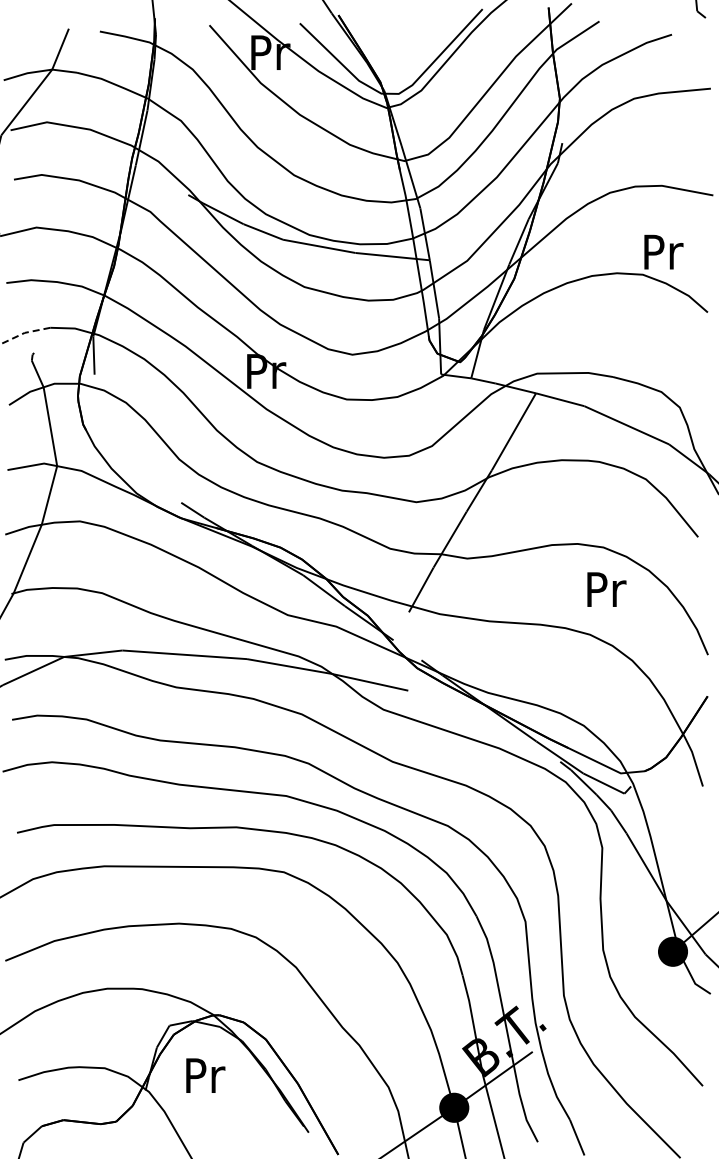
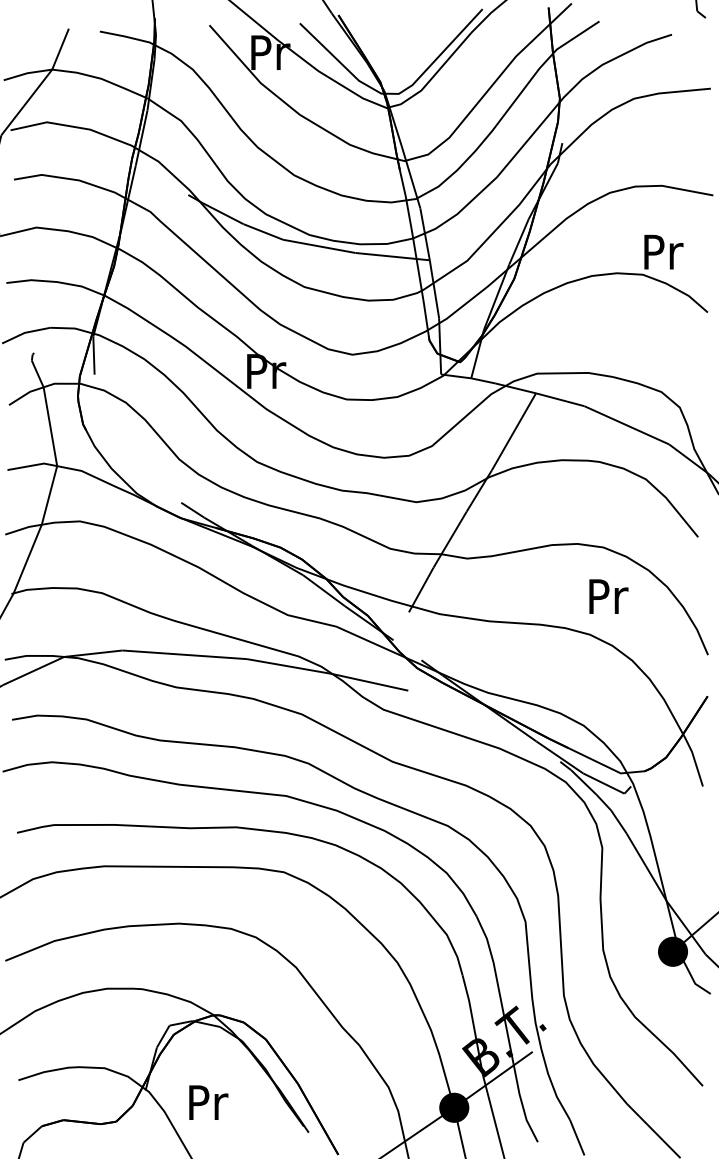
line: dashed -> solid (24, 332)
text position: (606, 589) -> (608, 596) (608, 596)
text position: (205, 1075) -> (208, 1102) (208, 1102)
